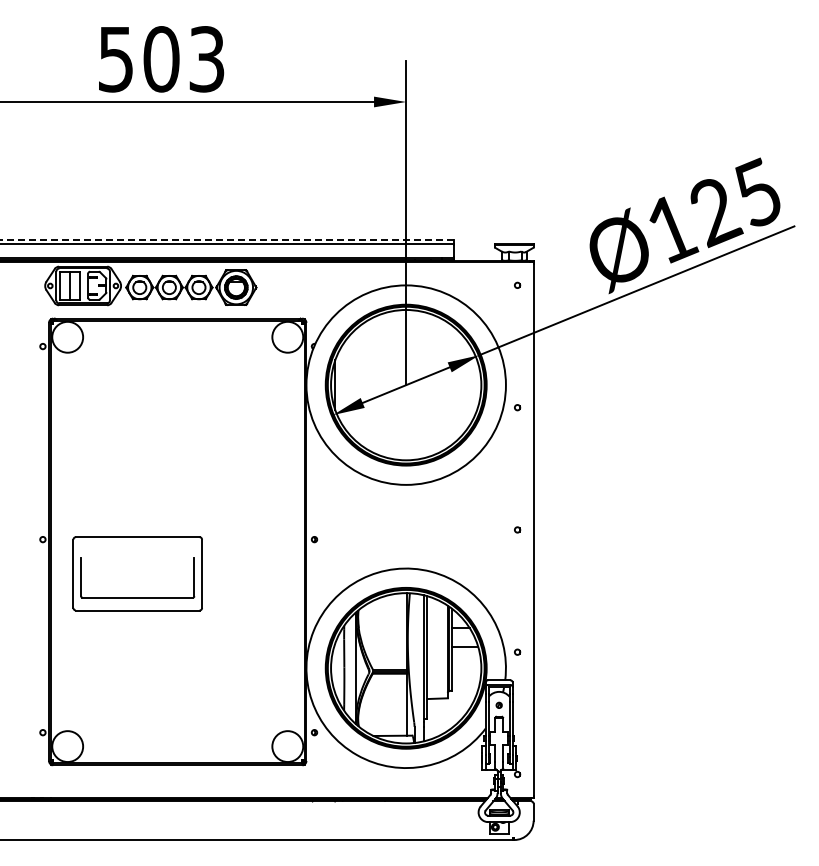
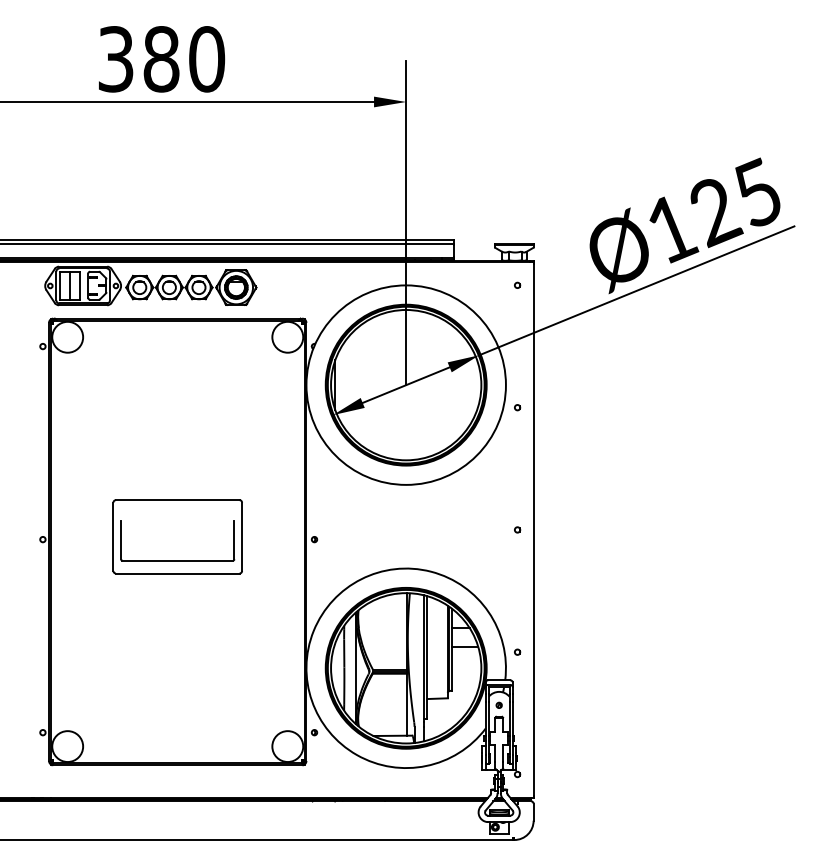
text: 503 -> 380 (162, 59)
line: dashed -> solid (227, 239)
part position: (137, 573) -> (177, 536) (177, 536)
